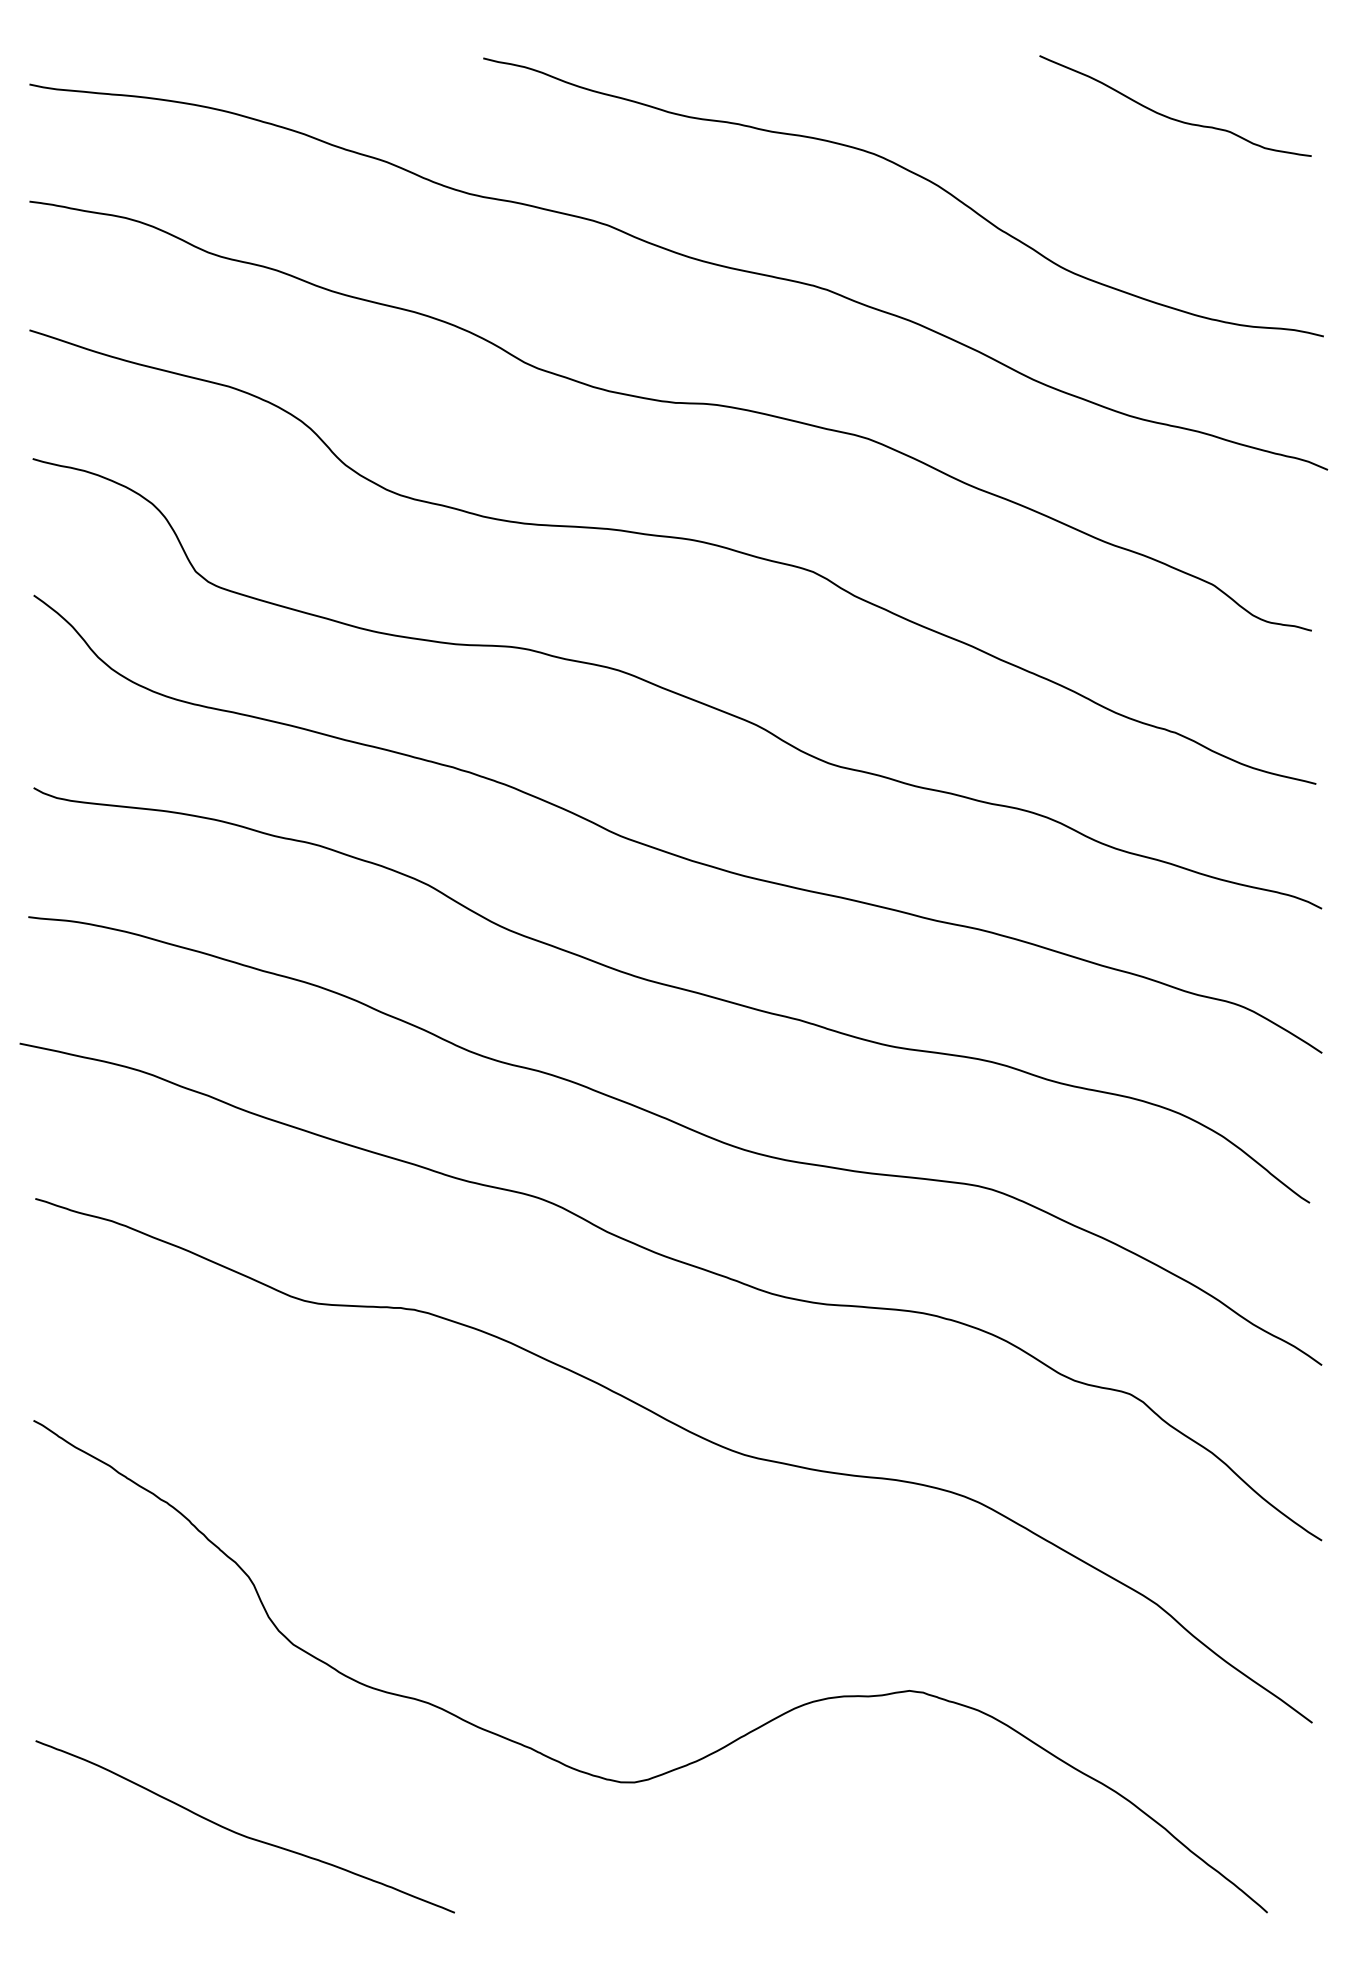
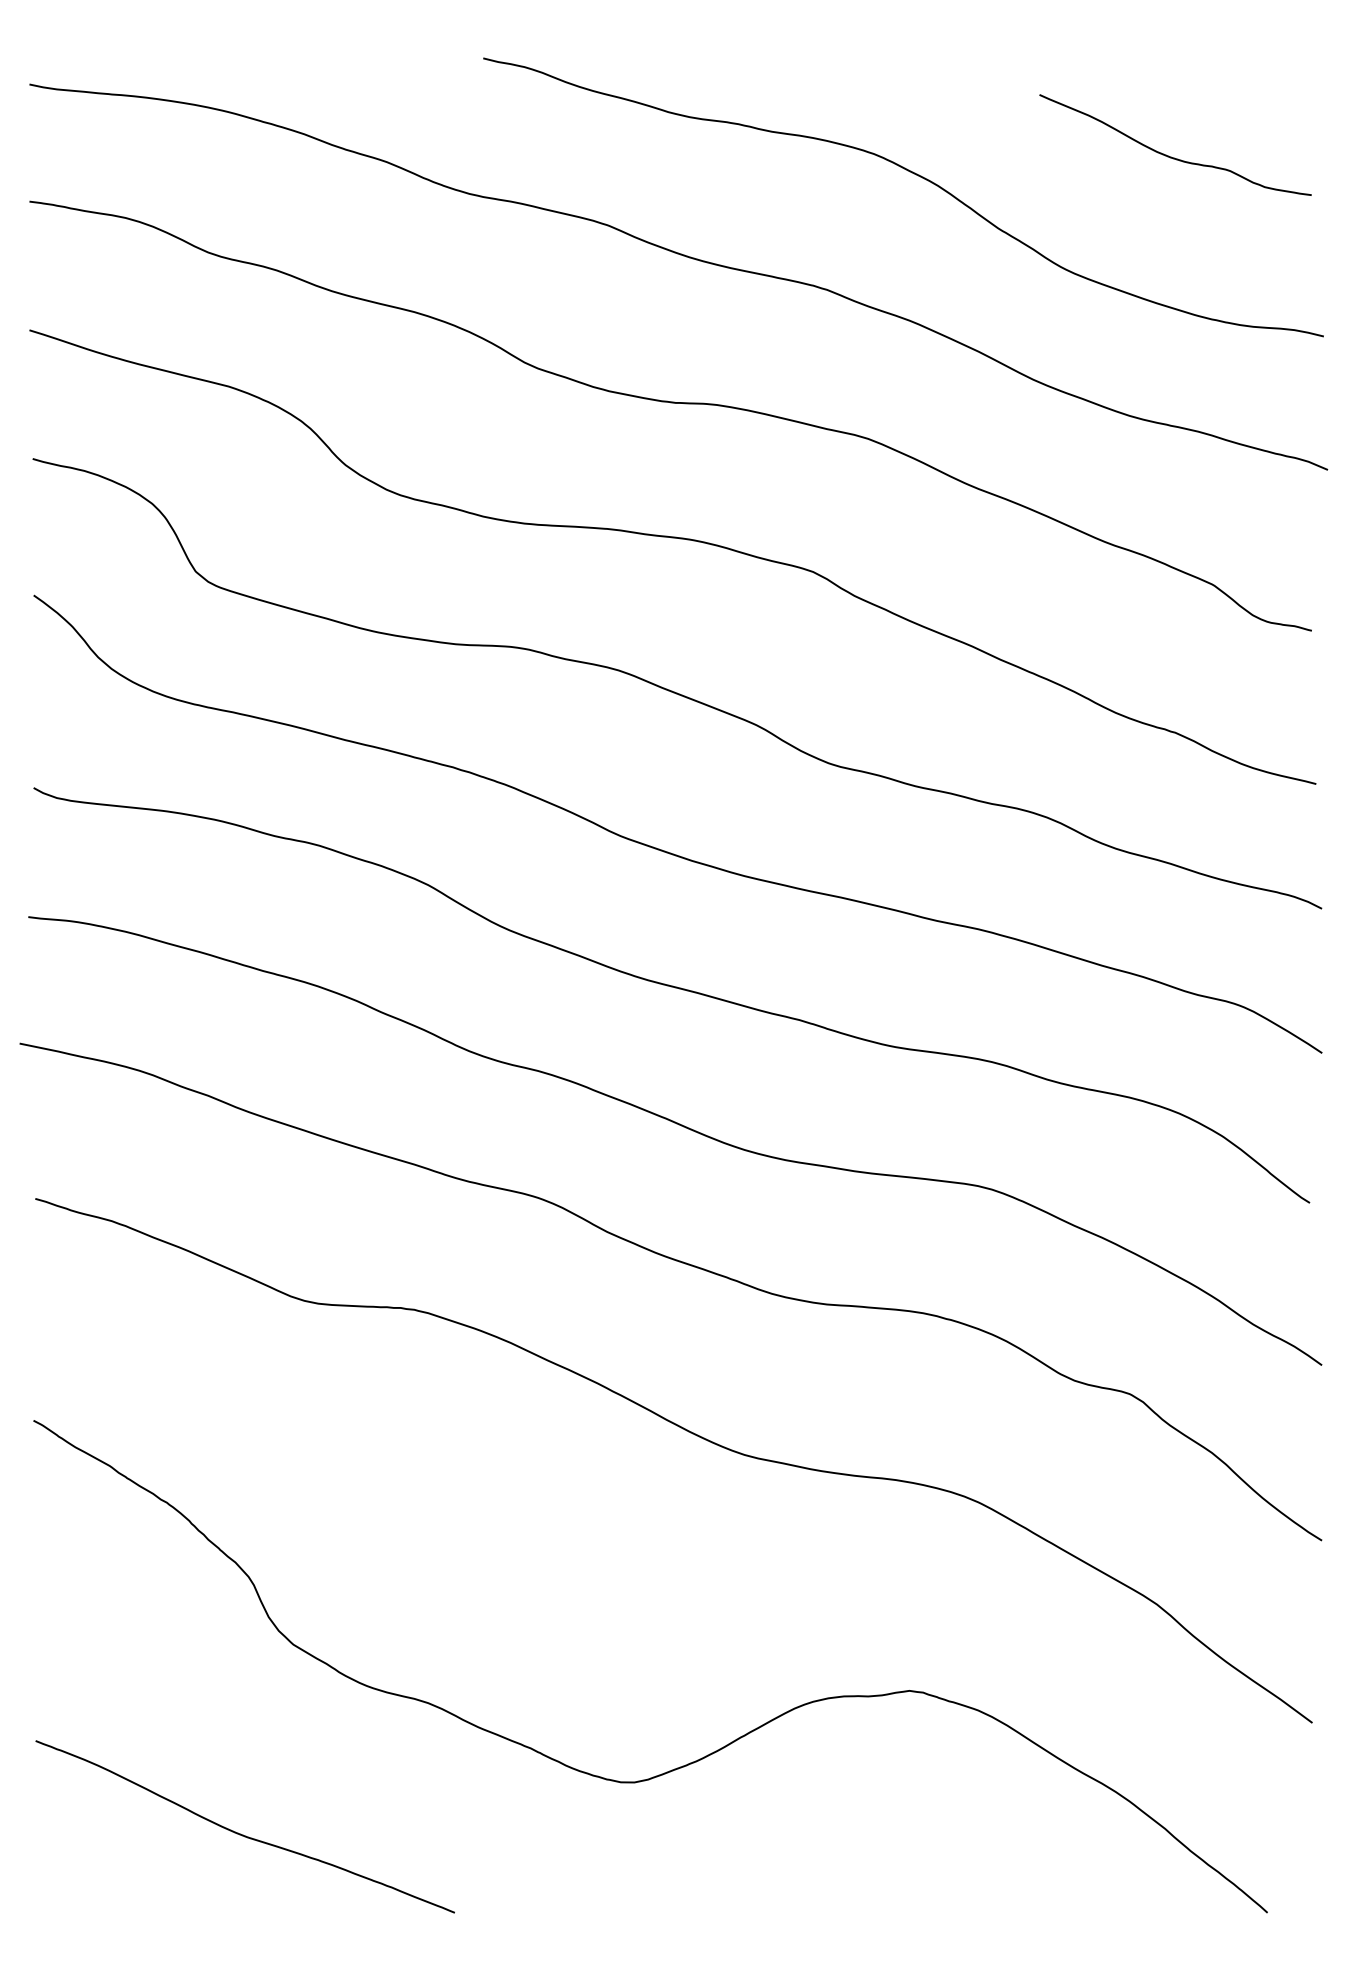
curve position: (1171, 117) -> (1171, 156) (1171, 156)
